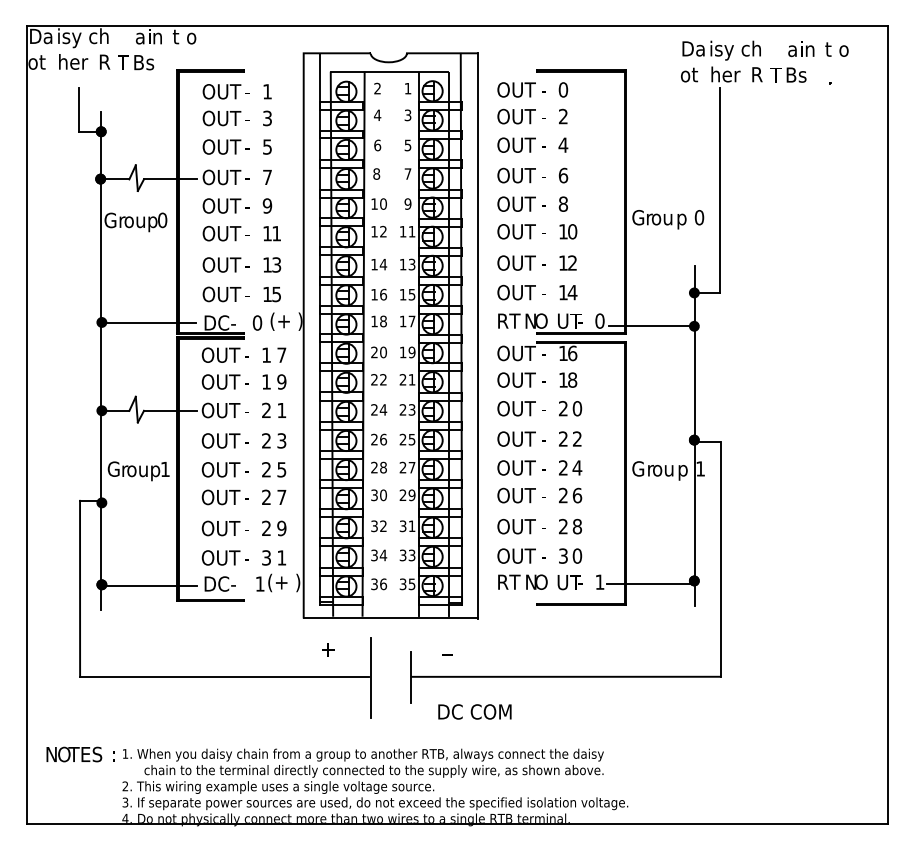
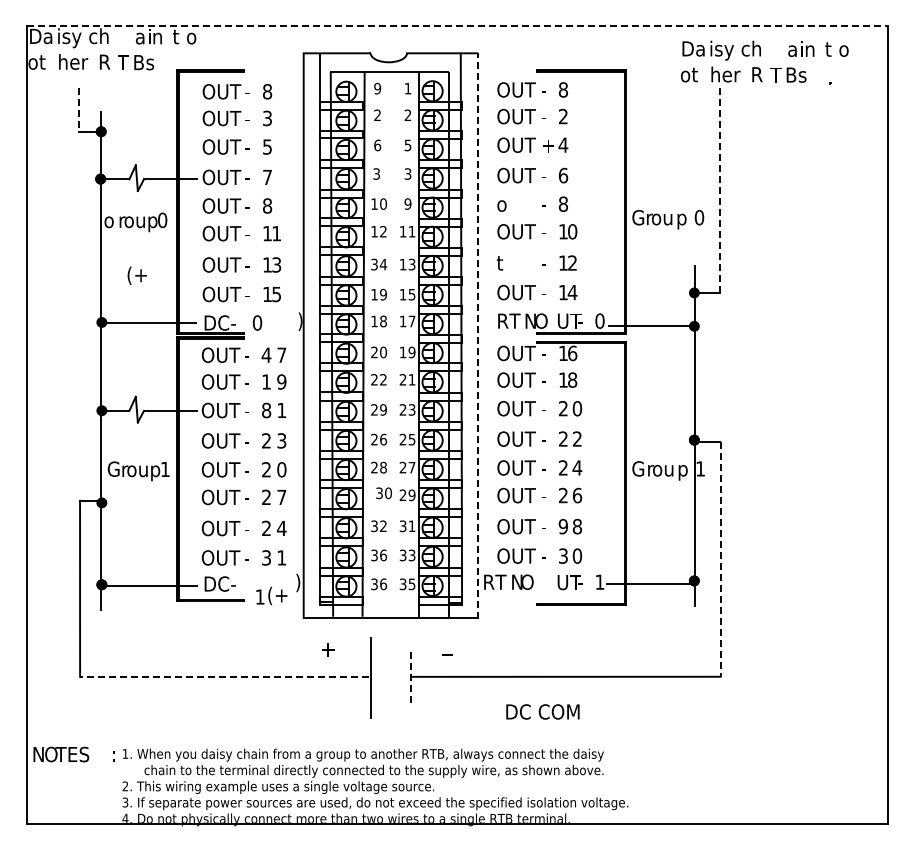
line: solid -> dashed (458, 25)
text: 2 -> 9 (377, 88)
text: 0 -> 8 (563, 89)
text: 1 -> 8 (267, 91)
line: solid -> dashed (79, 110)
text: 4 -> 2 (377, 114)
text: 3 -> 2 (407, 115)
text: - -> + (547, 146)
text: 8 -> 3 (376, 173)
text: 7 -> 3 (407, 173)
line: solid -> dashed (720, 190)
text: OUT -> o (516, 203)
text: 9 -> 8 (267, 205)
text: G -> o (110, 220)
text: OUT -> t (515, 262)
text: 14 -> 34 (374, 264)
text: 16 -> 19 (383, 294)
text position: (279, 321) -> (136, 275) (136, 275)
line: solid -> dashed (478, 335)
text: 1 -> 4 (266, 354)
text: 24 -> 29 (383, 409)
text: 2 -> 8 (266, 410)
text: 5 -> 0 (281, 469)
text position: (378, 495) -> (383, 493) (383, 493)
text: 2 -> 9 (562, 526)
text: 9 -> 4 (281, 528)
text: 34 -> 36 (382, 555)
line: solid -> dashed (720, 559)
text position: (522, 581) -> (508, 581) (508, 581)
text position: (271, 582) -> (271, 595) (271, 595)
line: solid -> dashed (223, 676)
line: solid -> dashed (411, 677)
text position: (474, 711) -> (542, 711) (542, 711)
text position: (74, 754) -> (61, 754) (61, 754)
